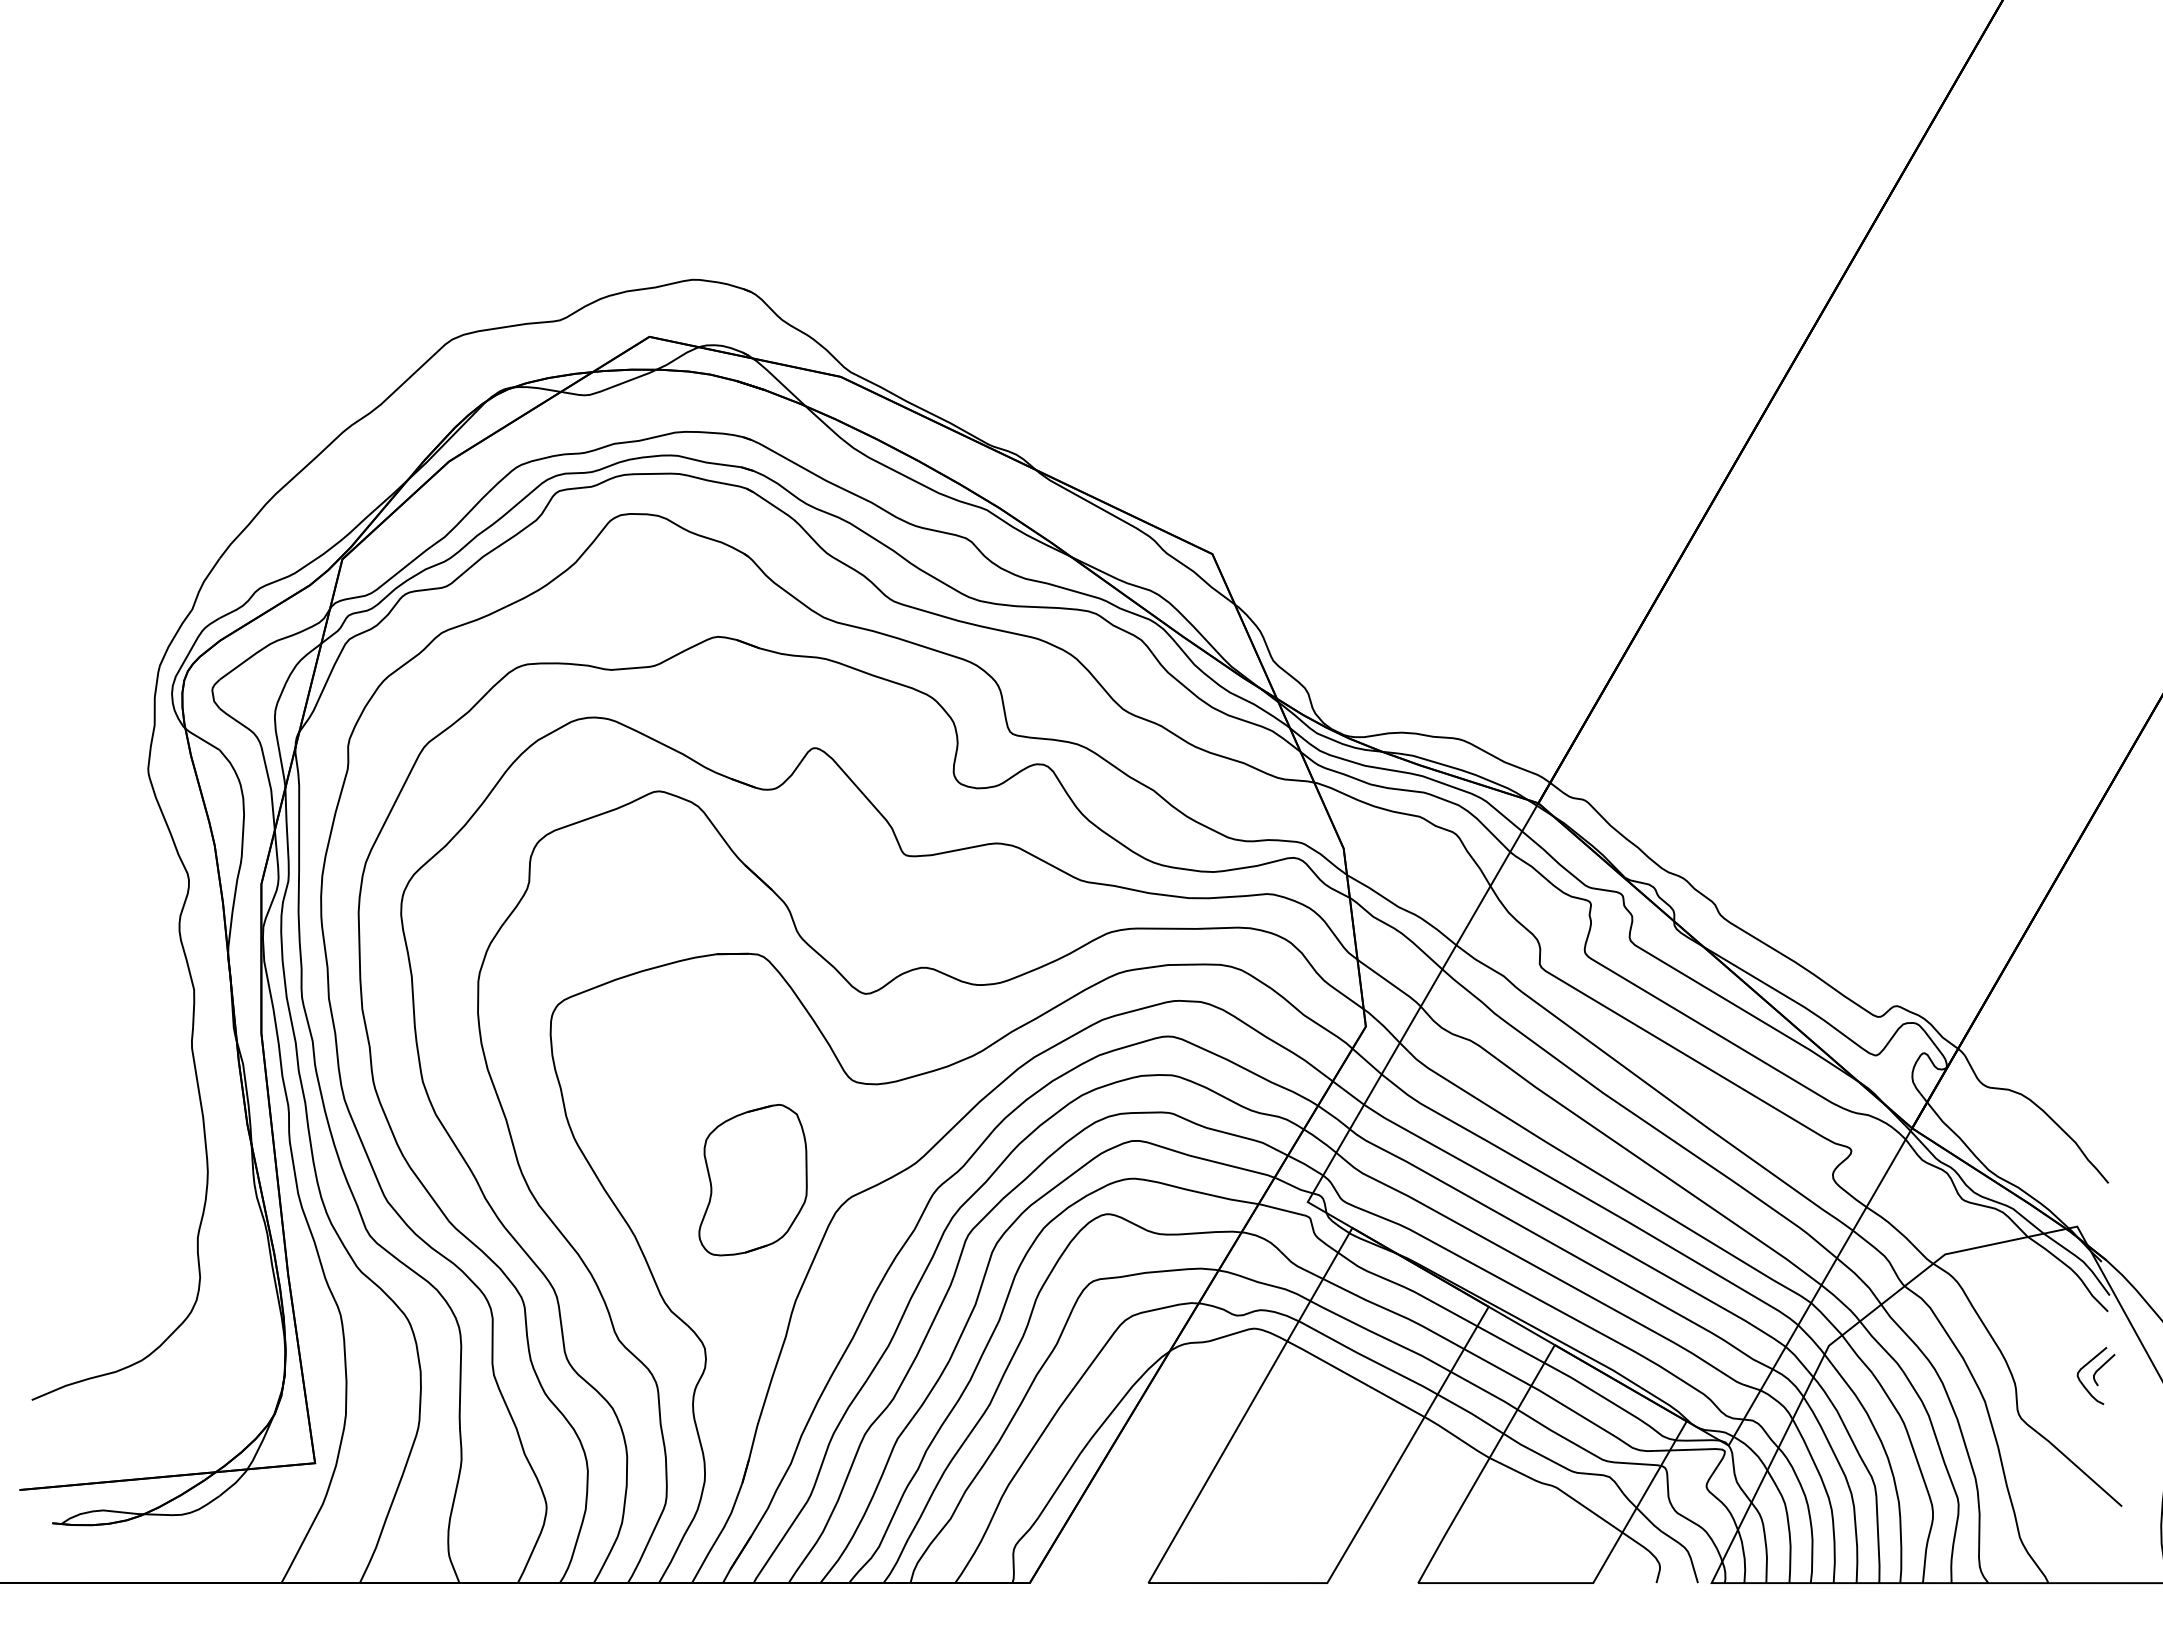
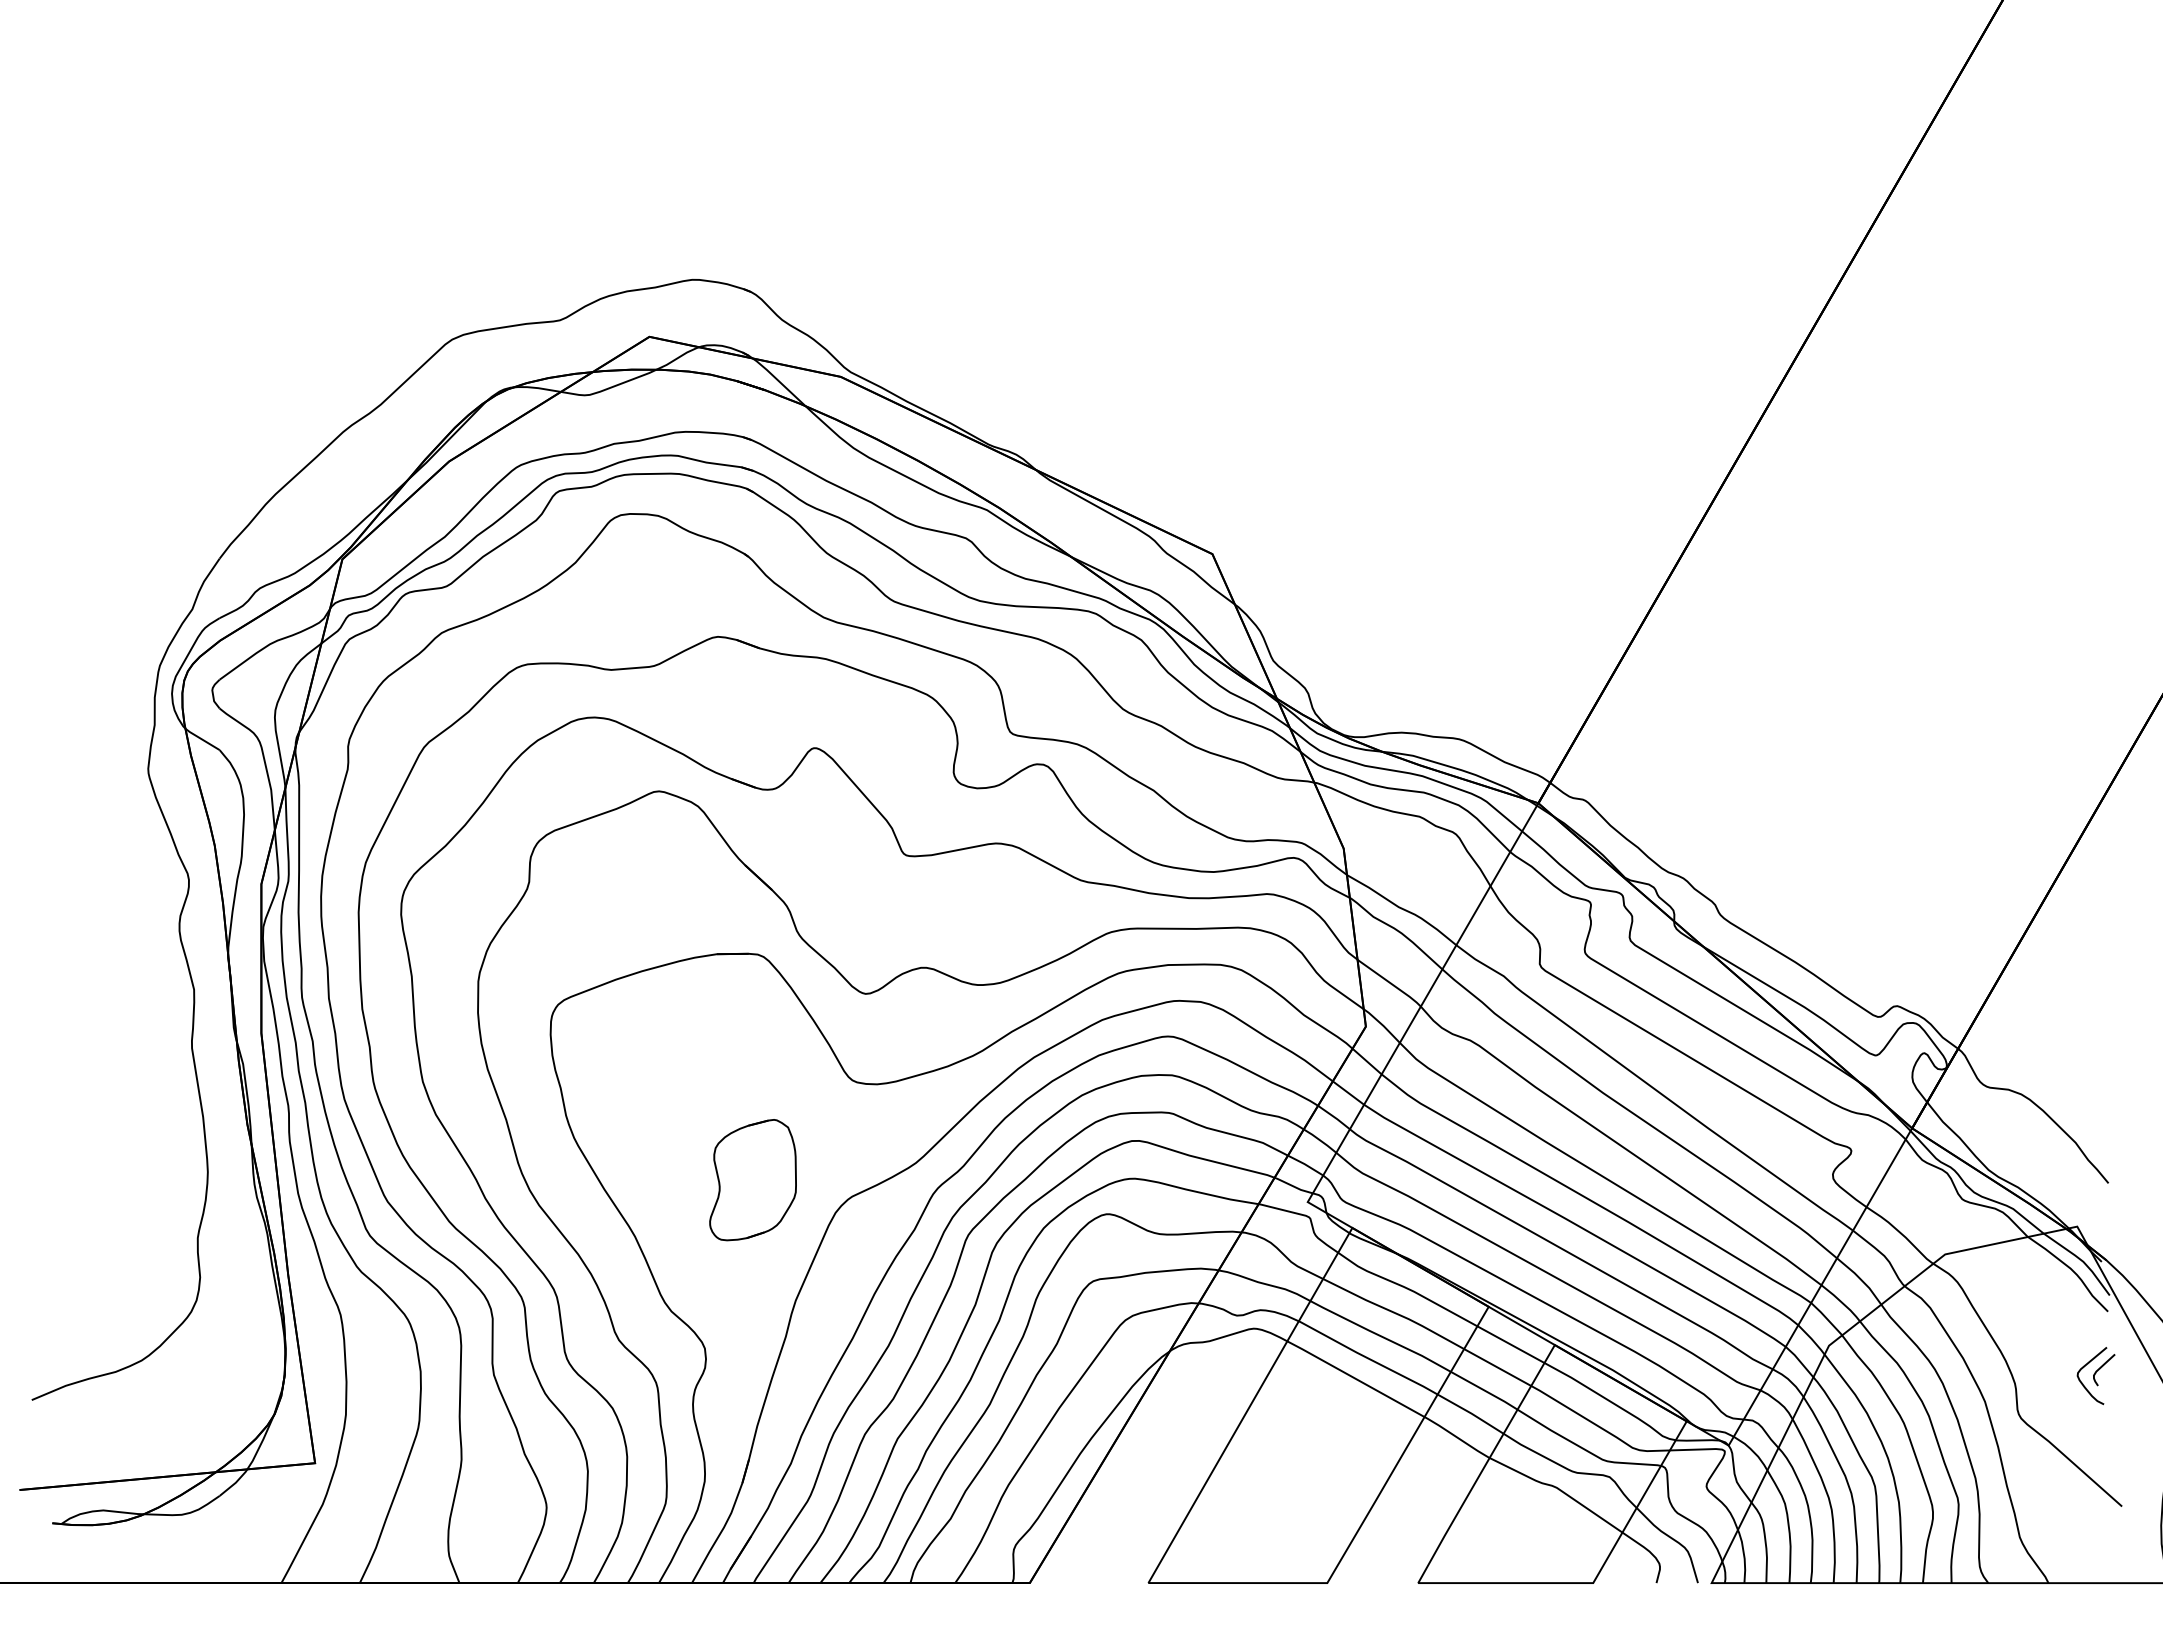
part size: 110x154 px -> 88x123 px (752, 1180)
